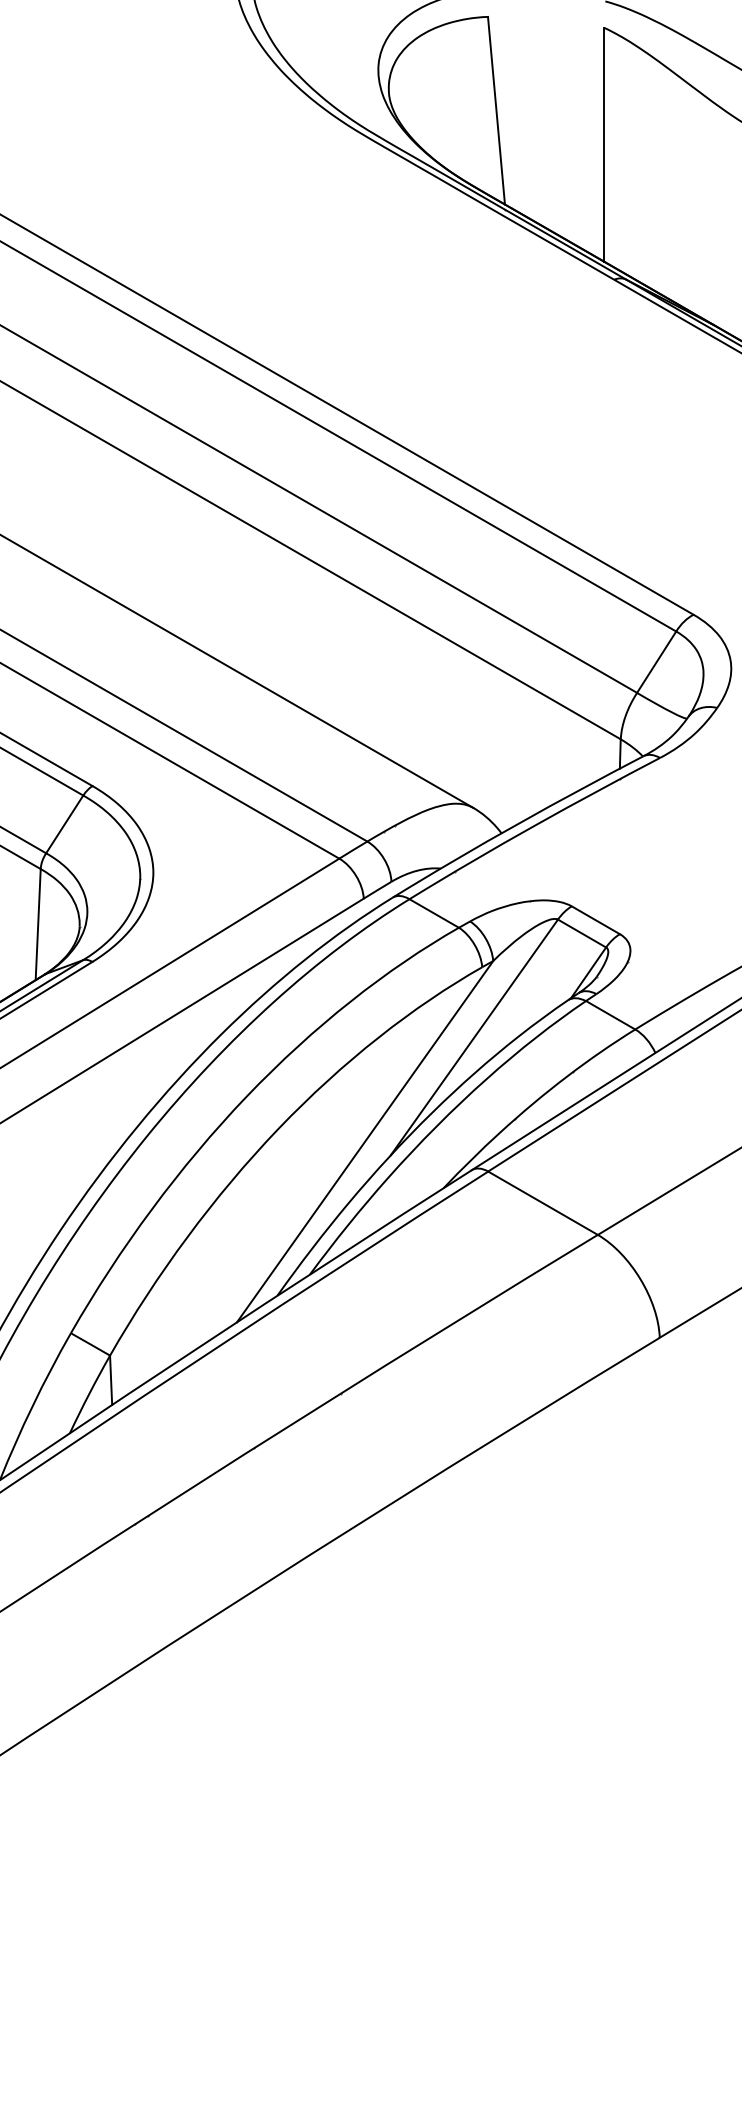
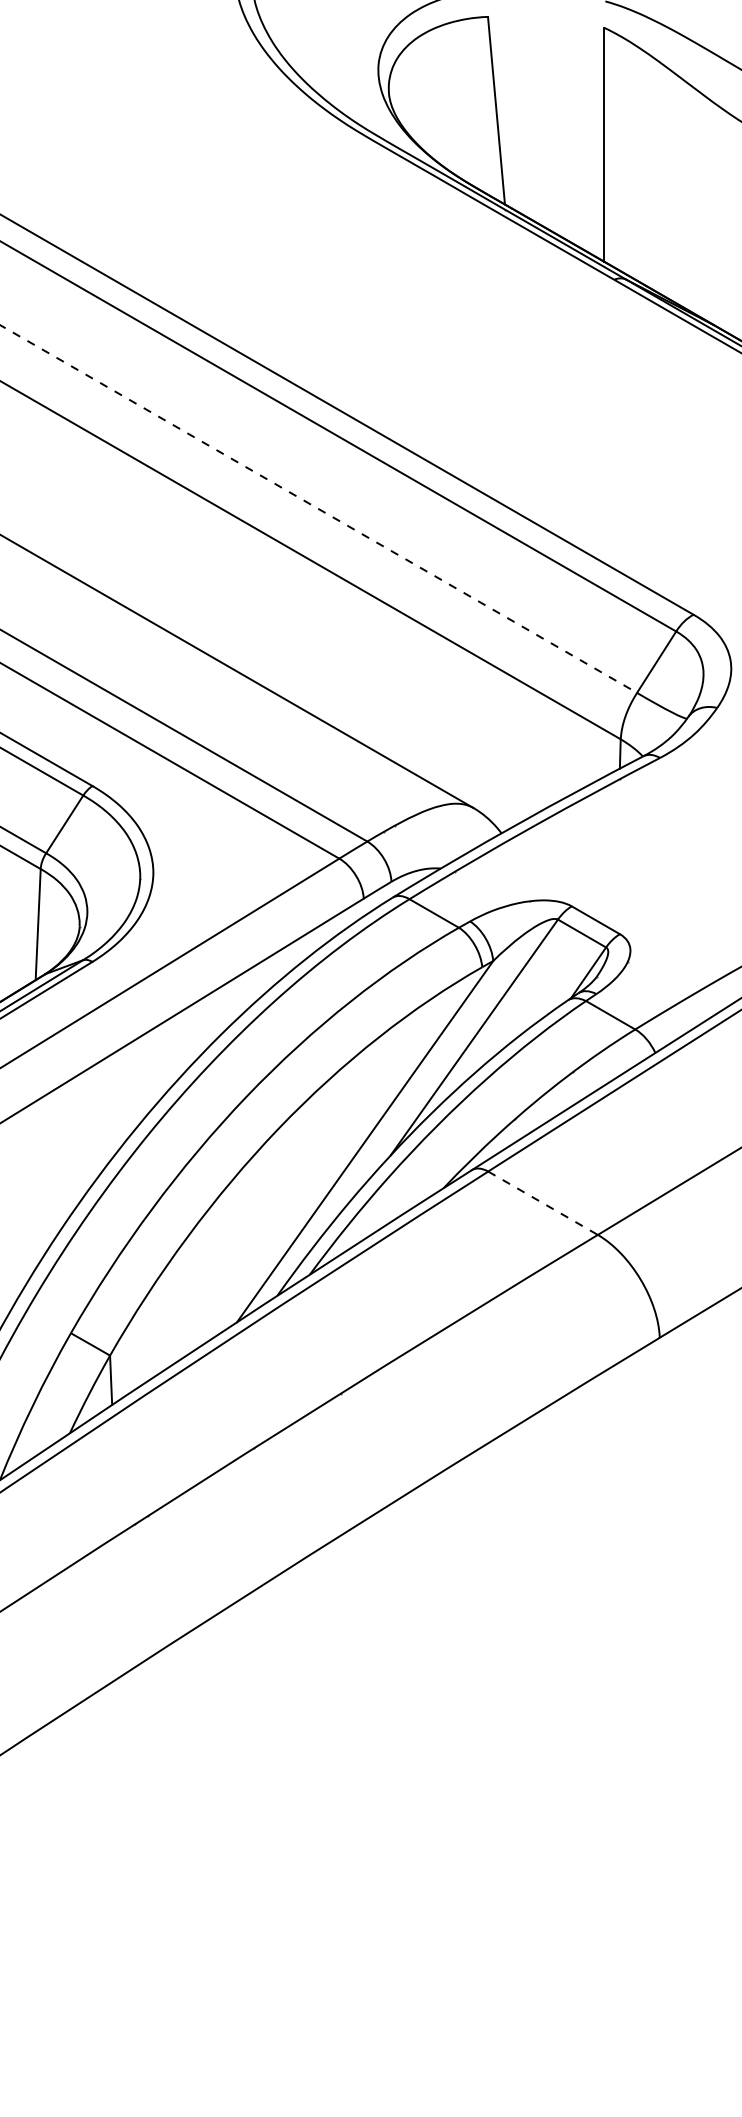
line: solid -> dashed (318, 509)
line: solid -> dashed (543, 1203)
